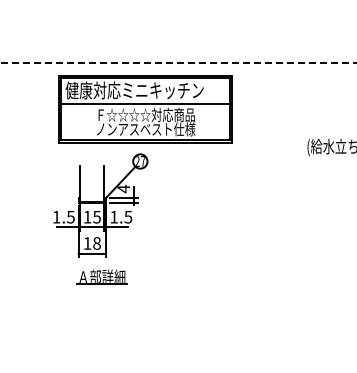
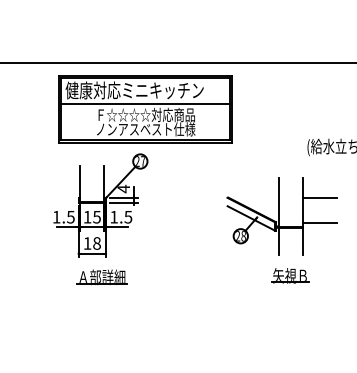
line: dashed -> solid (178, 63)
part: none -> present (281, 230)
